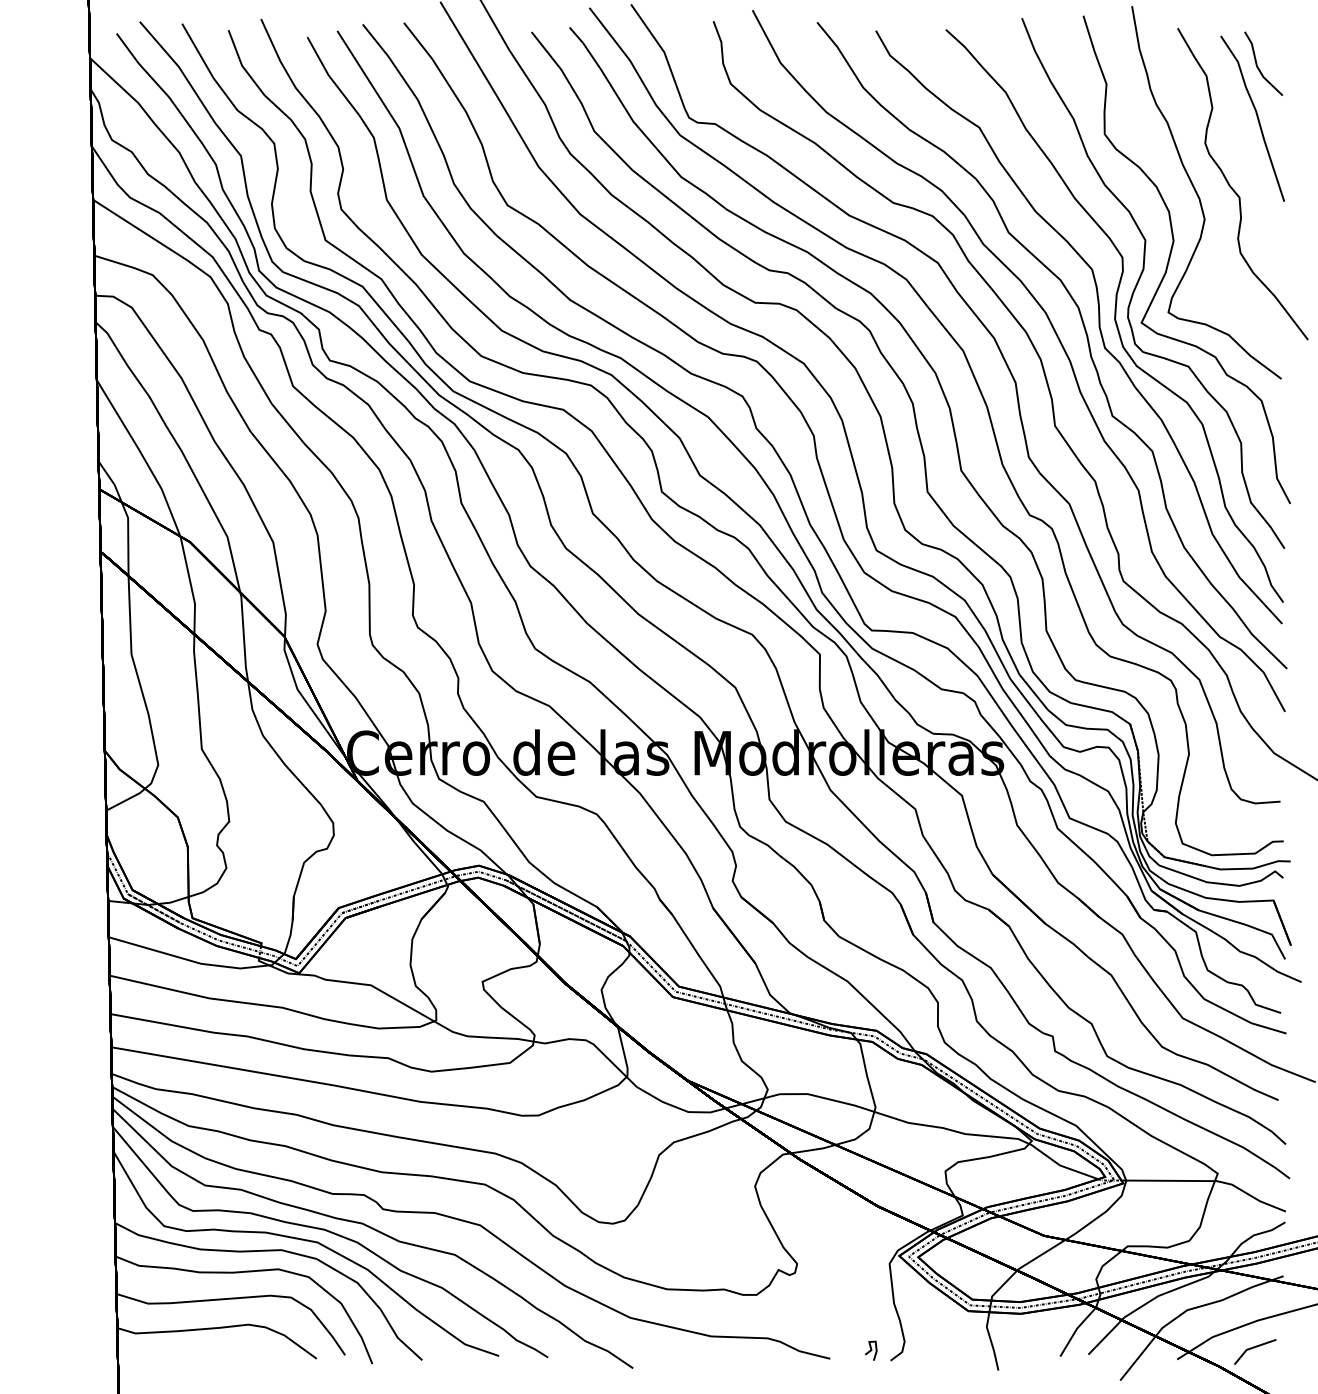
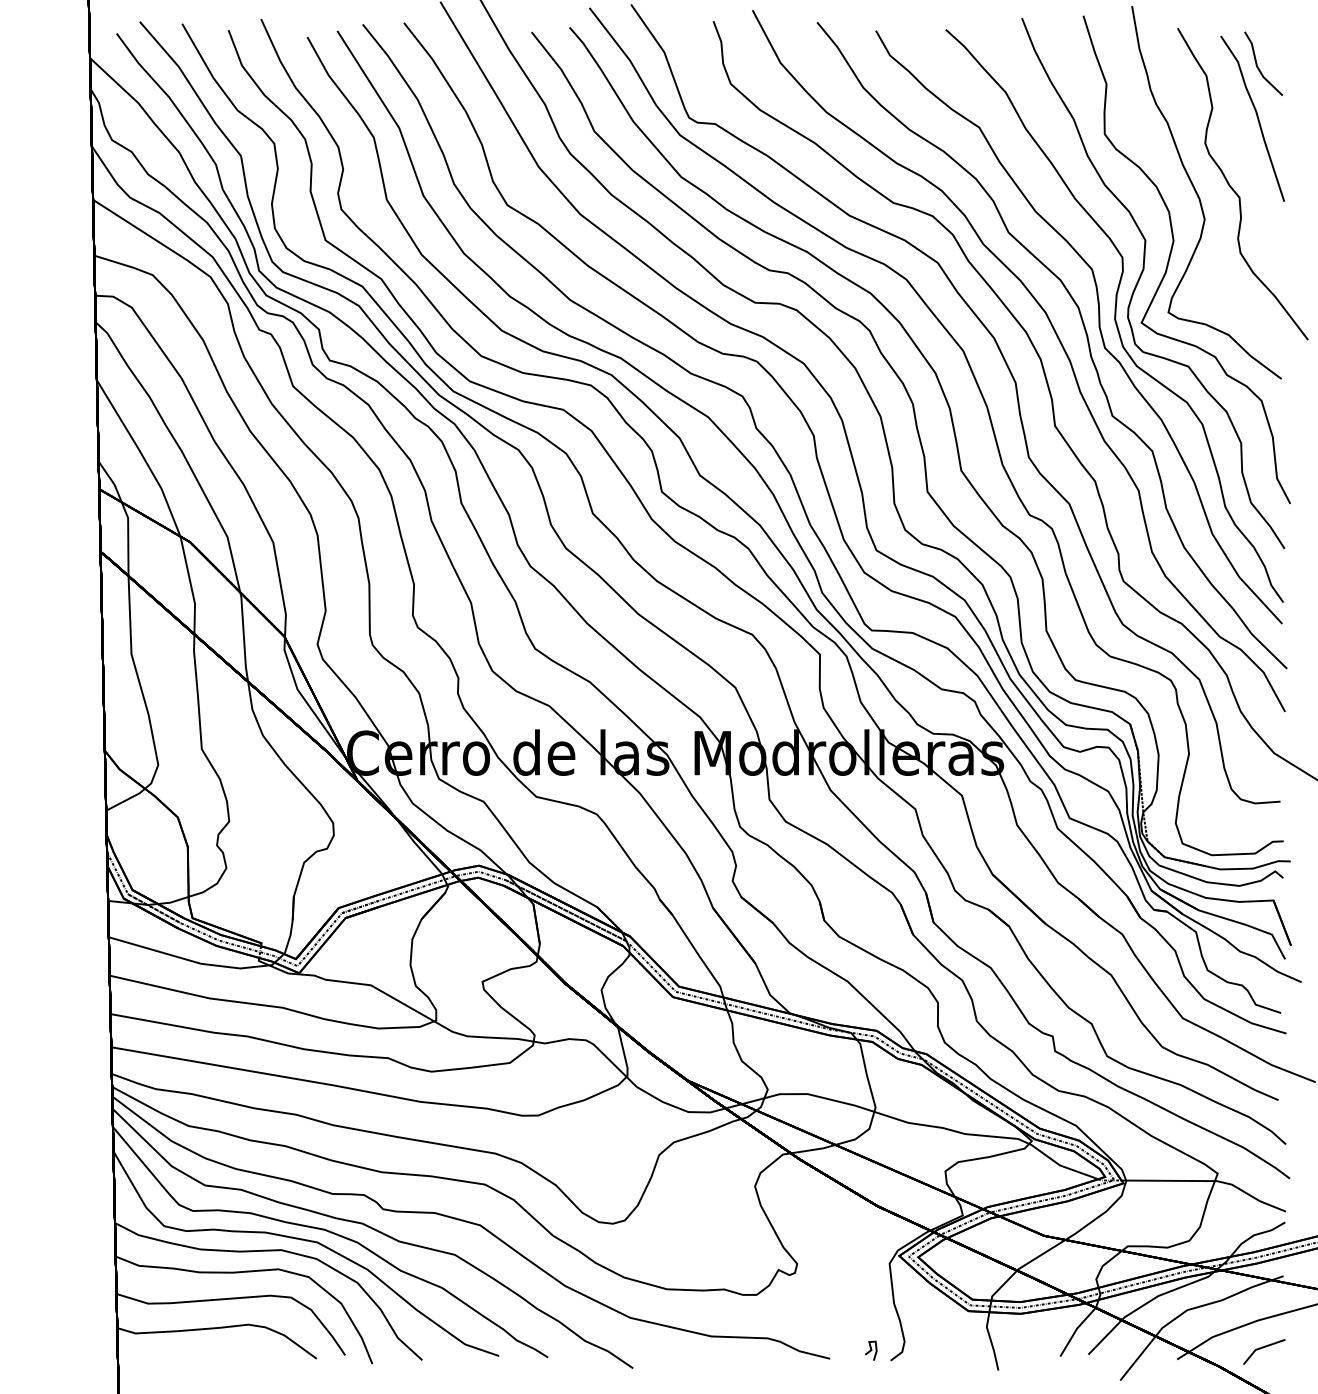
line position: (1254, 1348) -> (1263, 1348) (1263, 1348)
